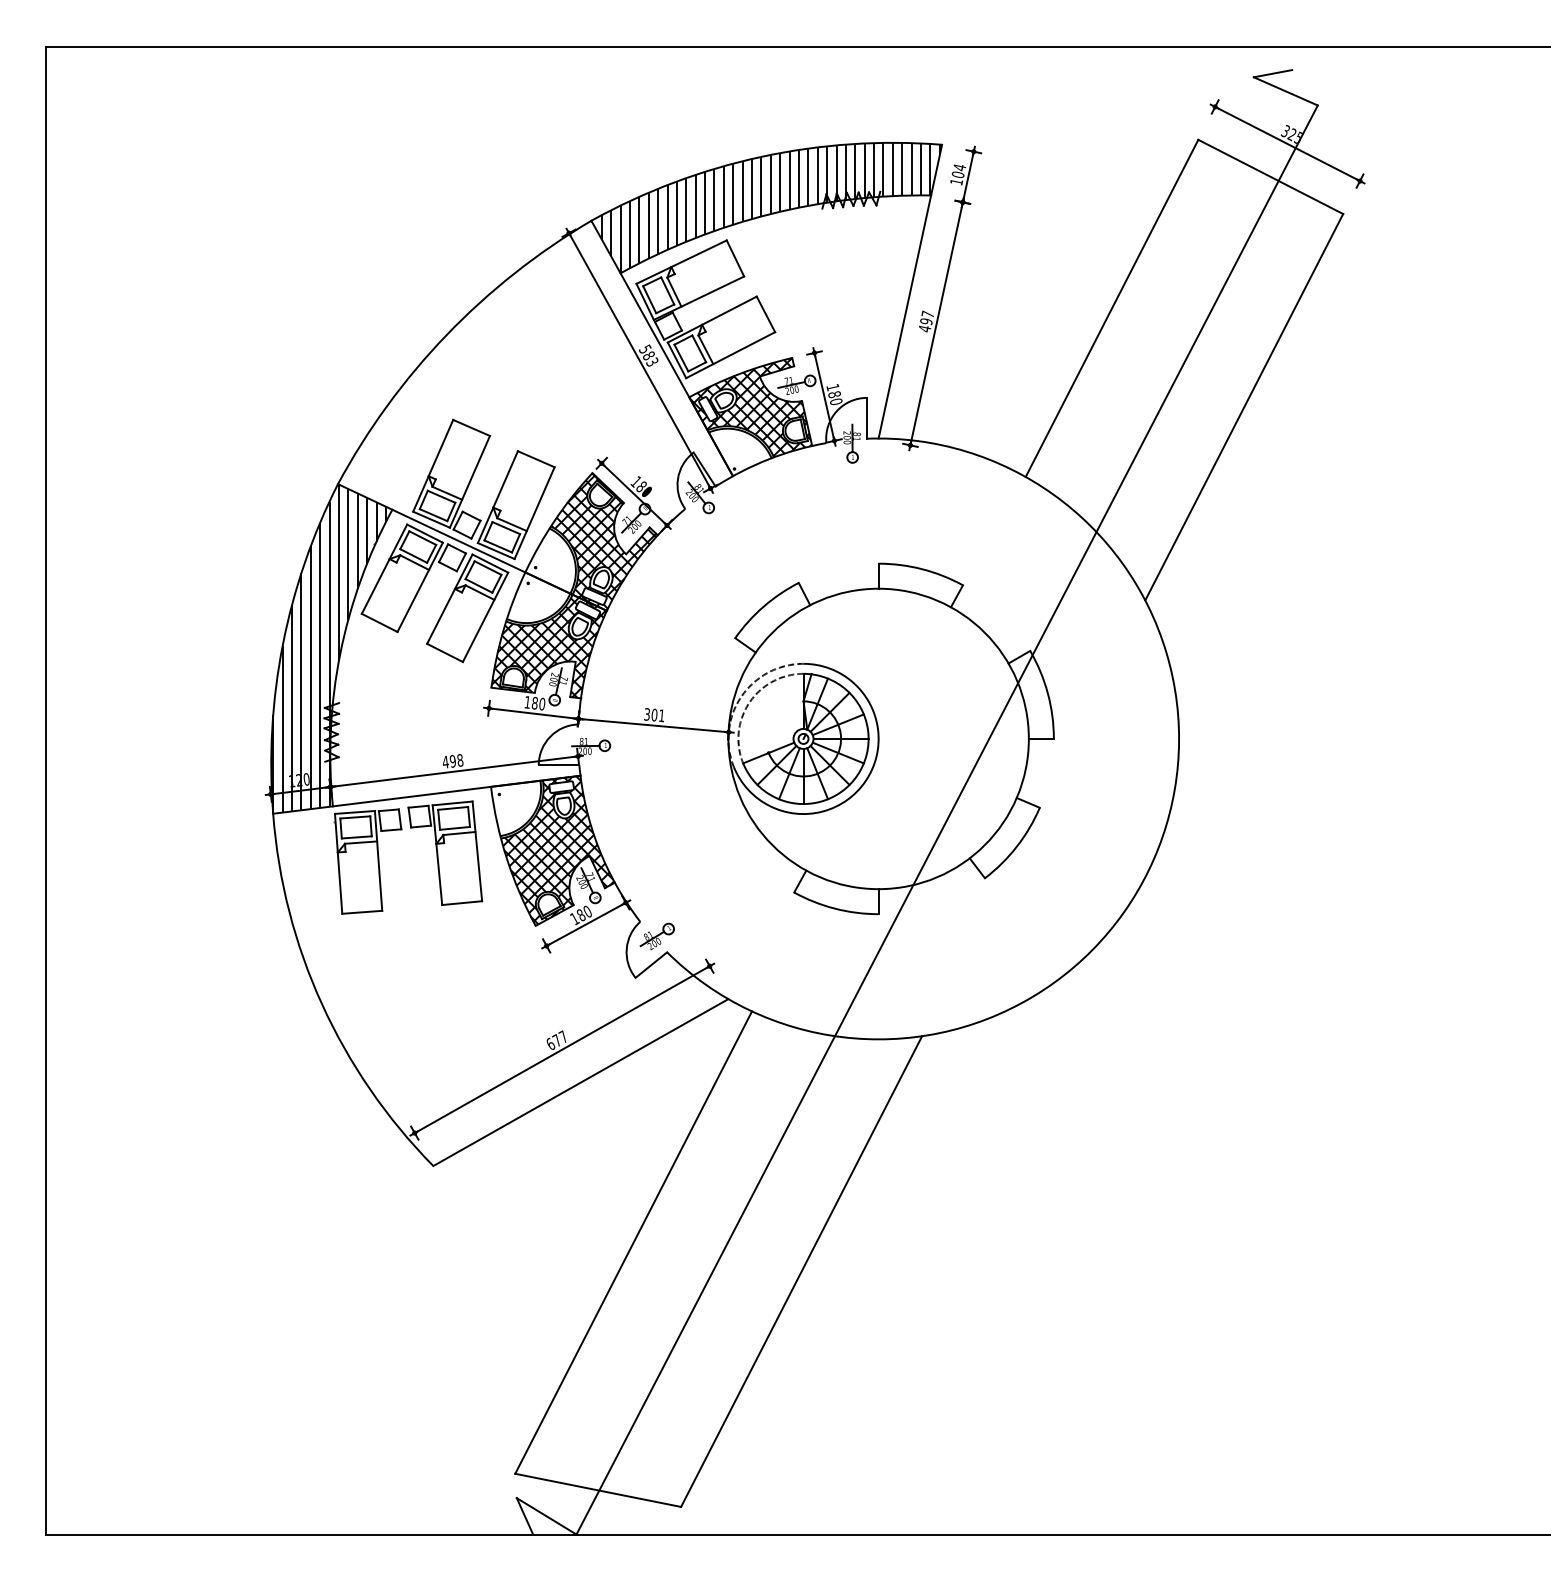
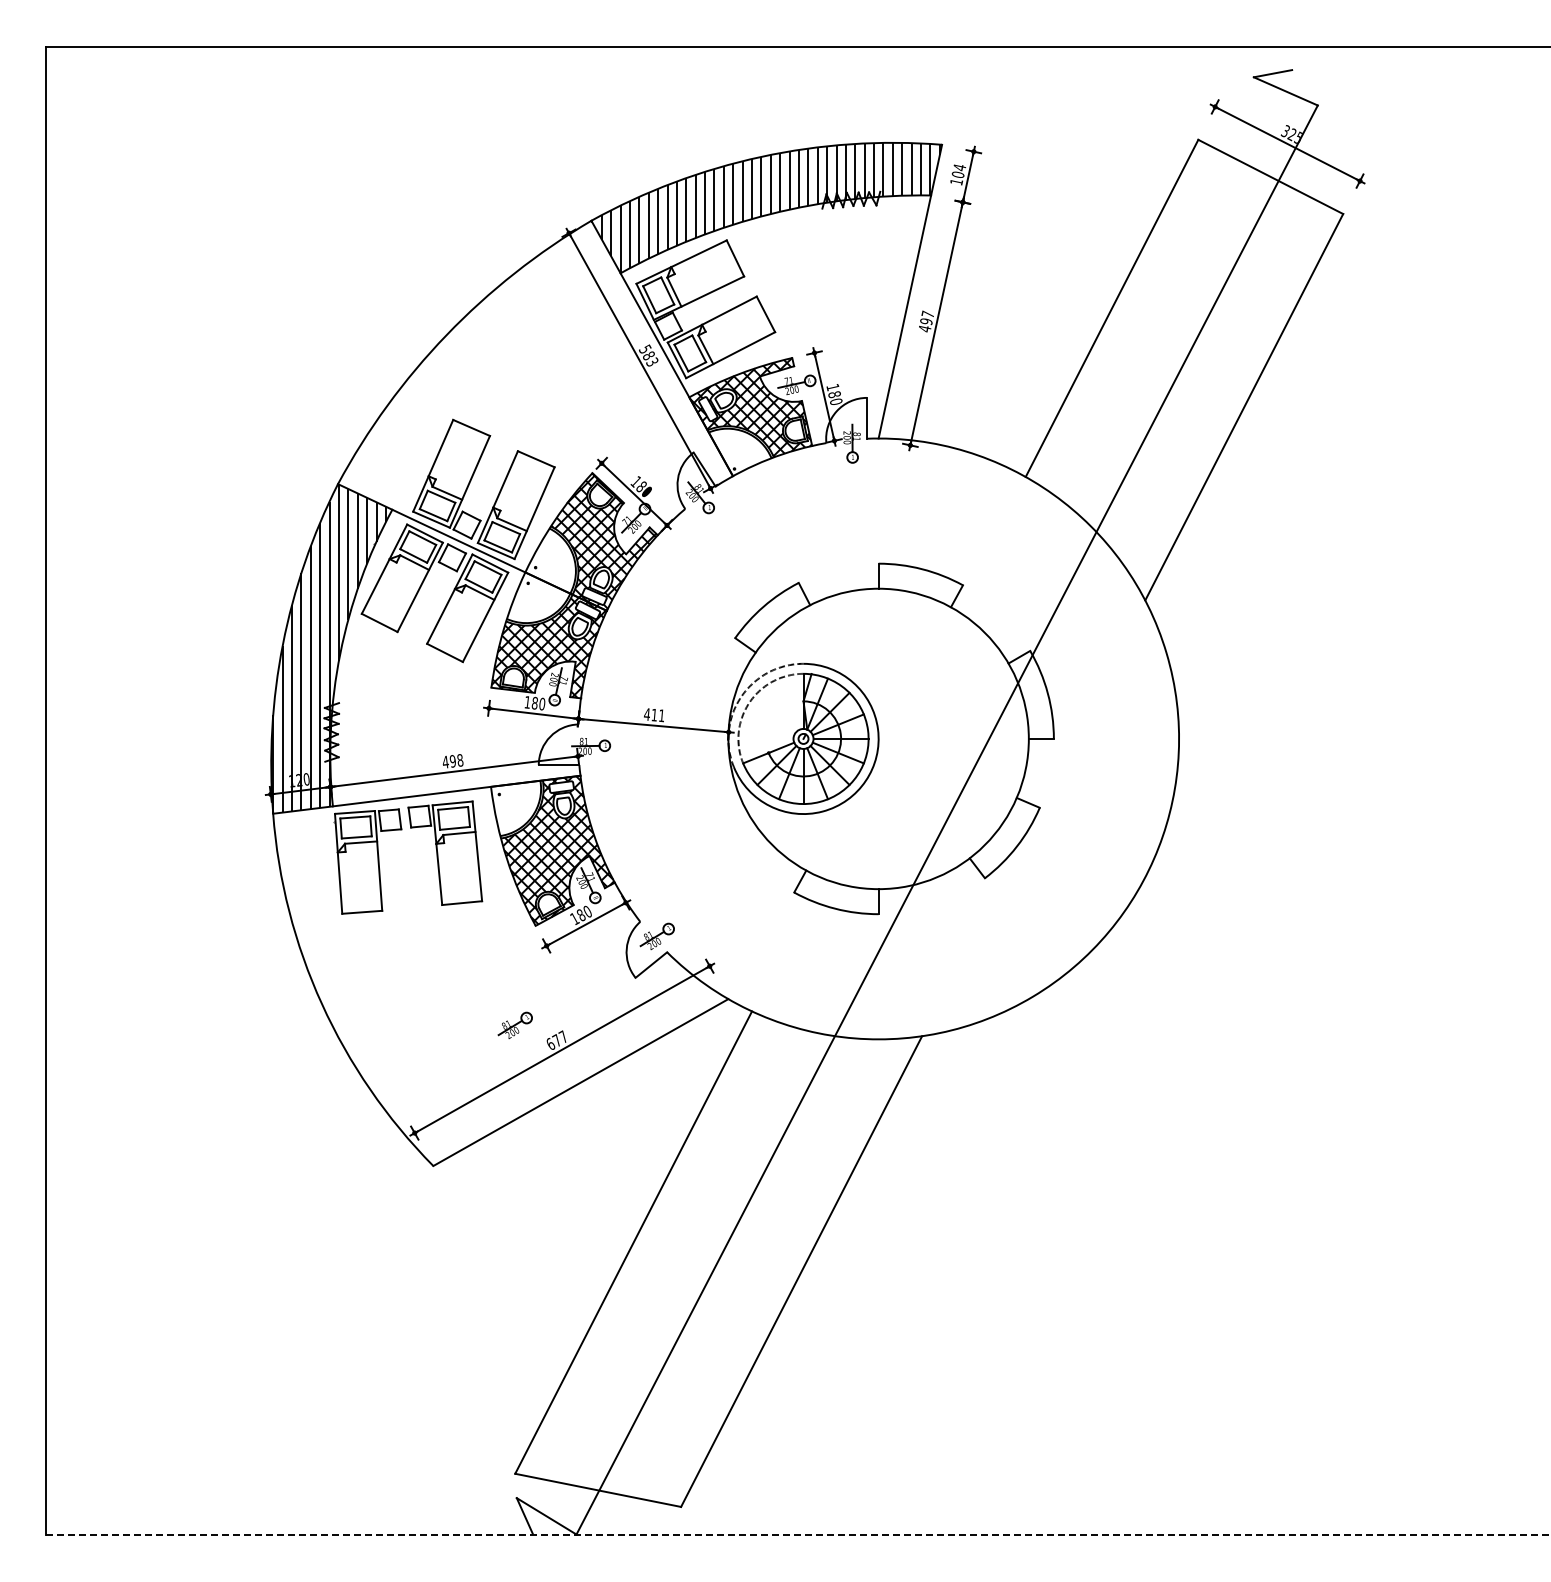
text: 301 -> 411 (650, 714)
part: none -> present (514, 1025)
line: solid -> dashed (799, 1534)
